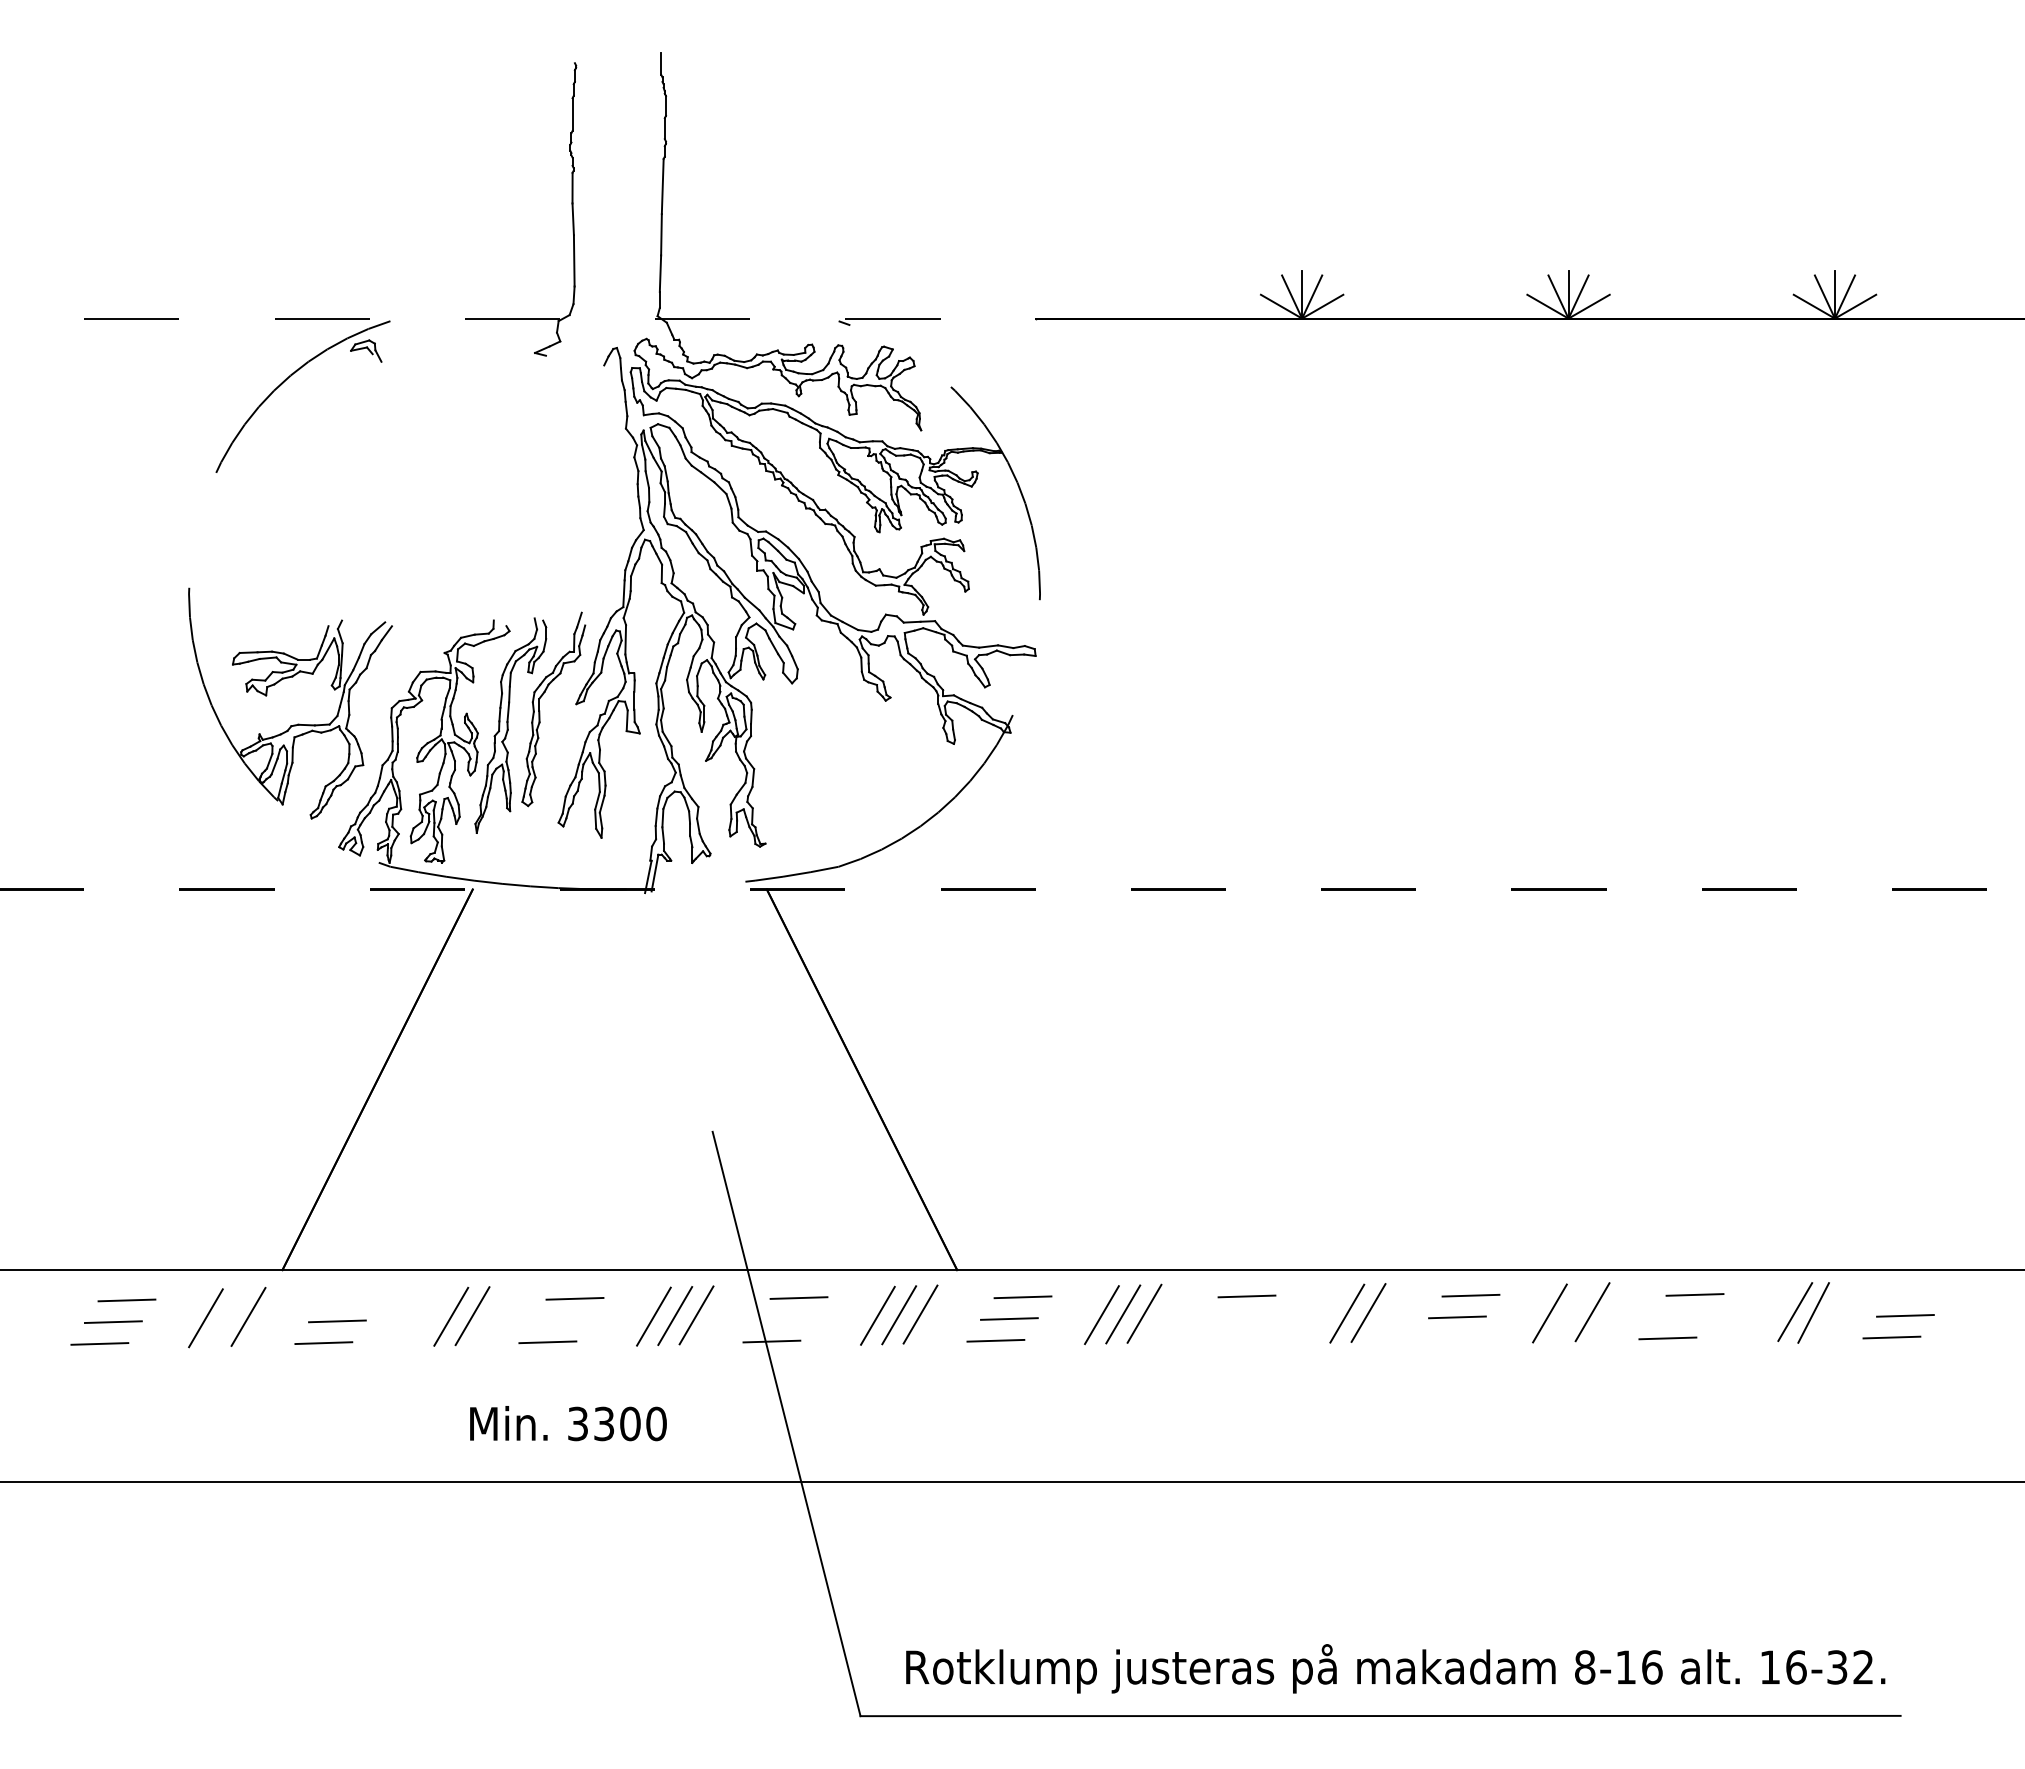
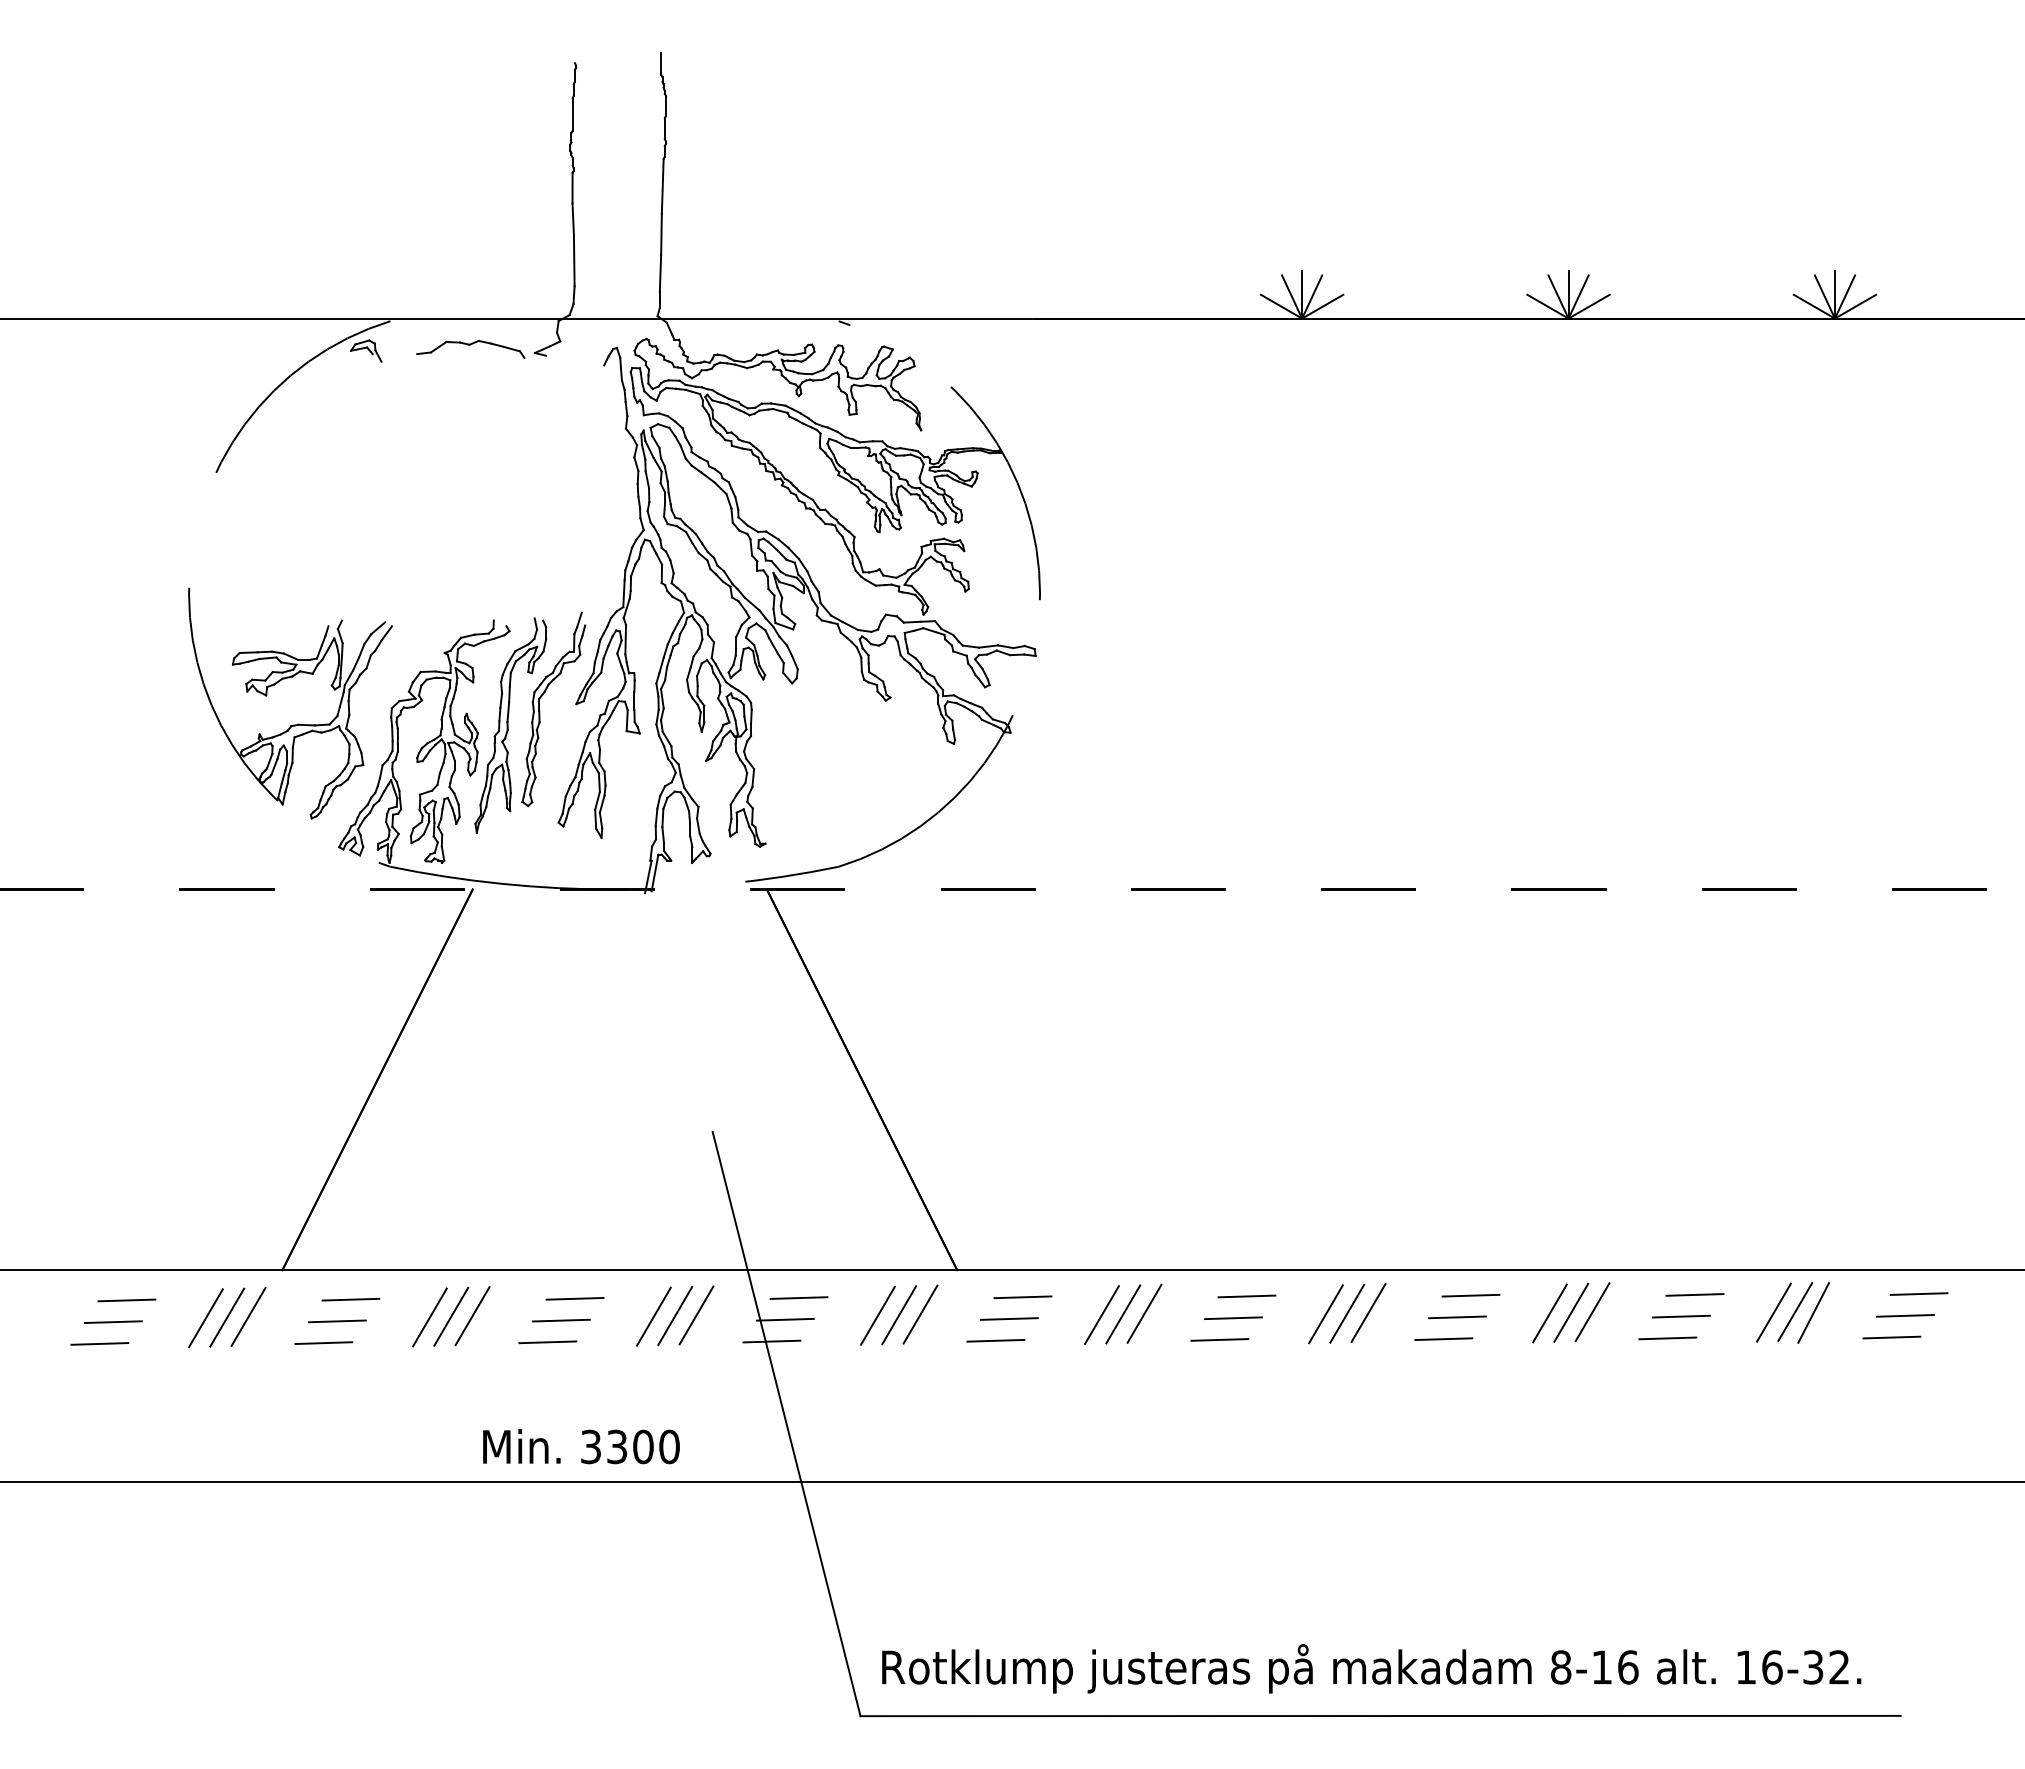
line: dashed -> solid (518, 318)
part: none -> present (470, 348)
line: none -> present (1918, 1293)
line: none -> present (350, 1299)
line: none -> present (1571, 1312)
line: none -> present (1773, 1312)
line: none -> present (1325, 1314)
line: none -> present (1681, 1316)
line: none -> present (227, 1317)
line: none -> present (429, 1317)
line: none -> present (1233, 1318)
line: none -> present (785, 1319)
line: none -> present (561, 1320)
line: none -> present (1443, 1338)
line: none -> present (1219, 1339)
text position: (568, 1423) -> (581, 1446) (581, 1446)
text position: (1395, 1668) -> (1371, 1668) (1371, 1668)
